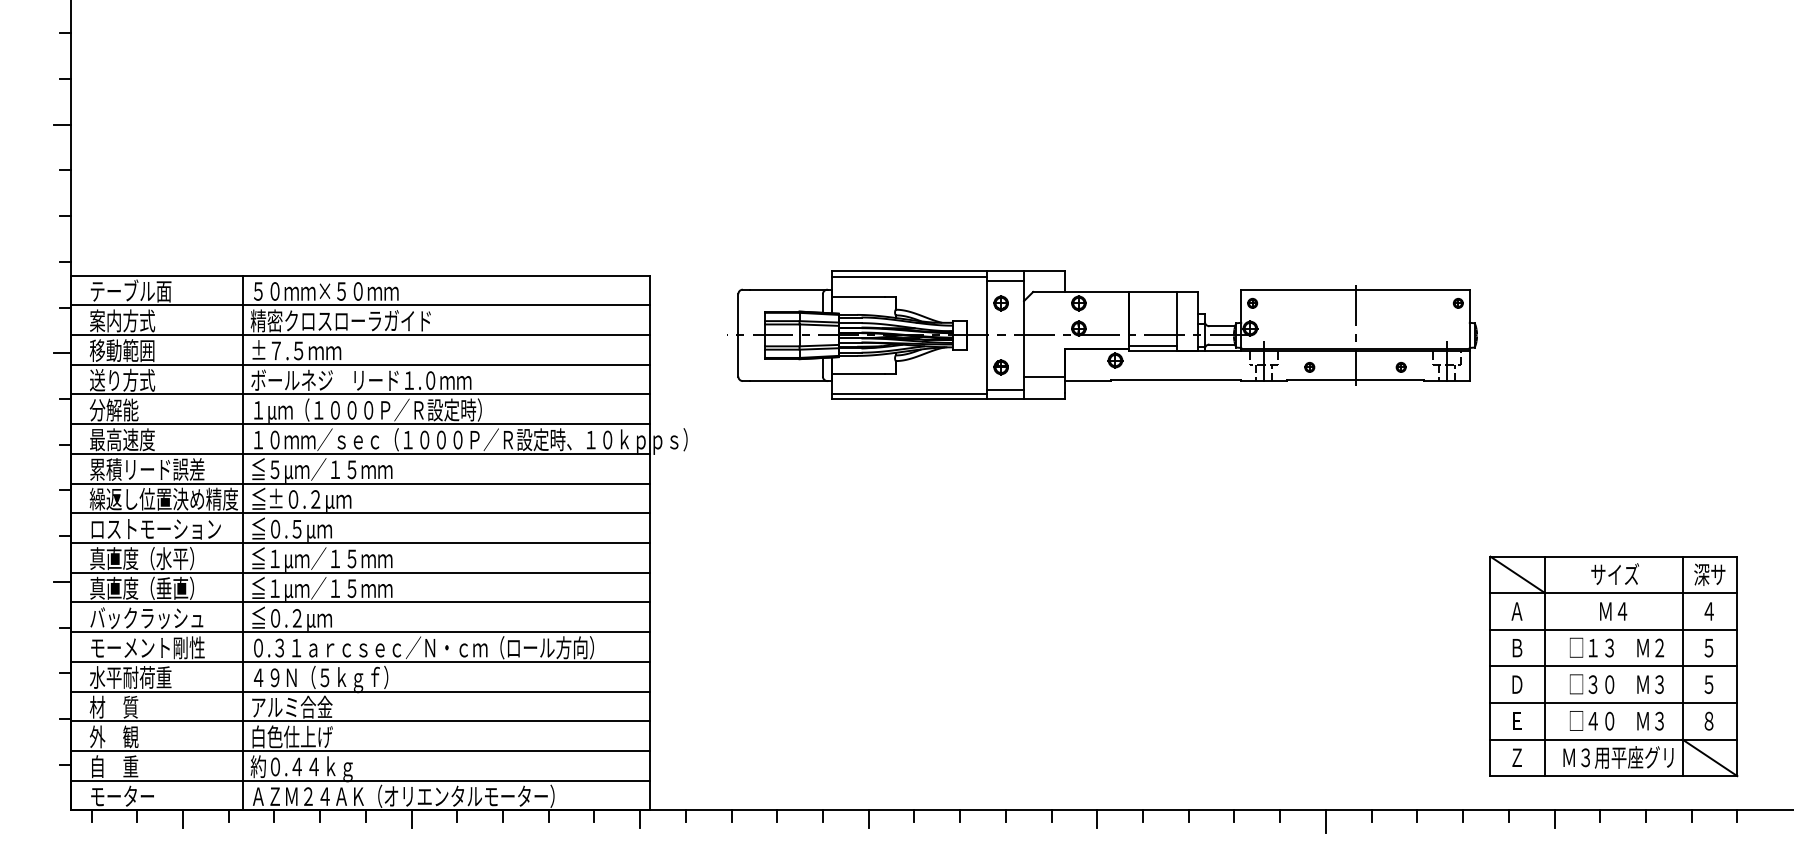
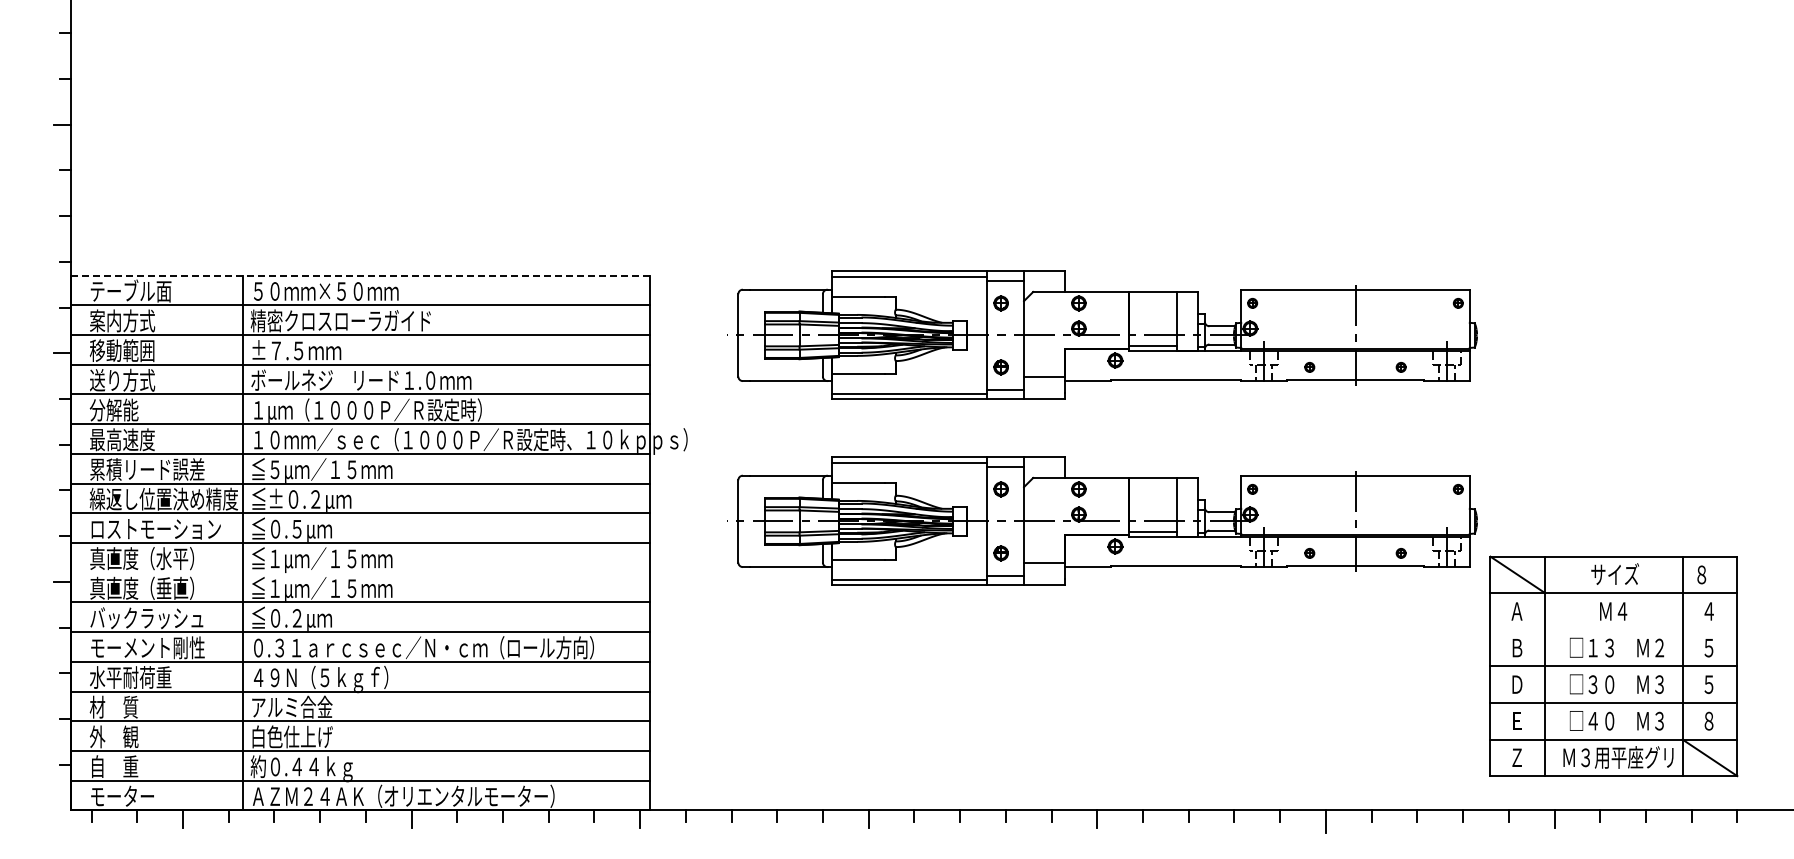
line: solid -> dashed (360, 275)
part: none -> present (1102, 520)
line: present -> none (359, 572)
text: 深サ -> ８ (1709, 574)
line: present -> none (1613, 629)
